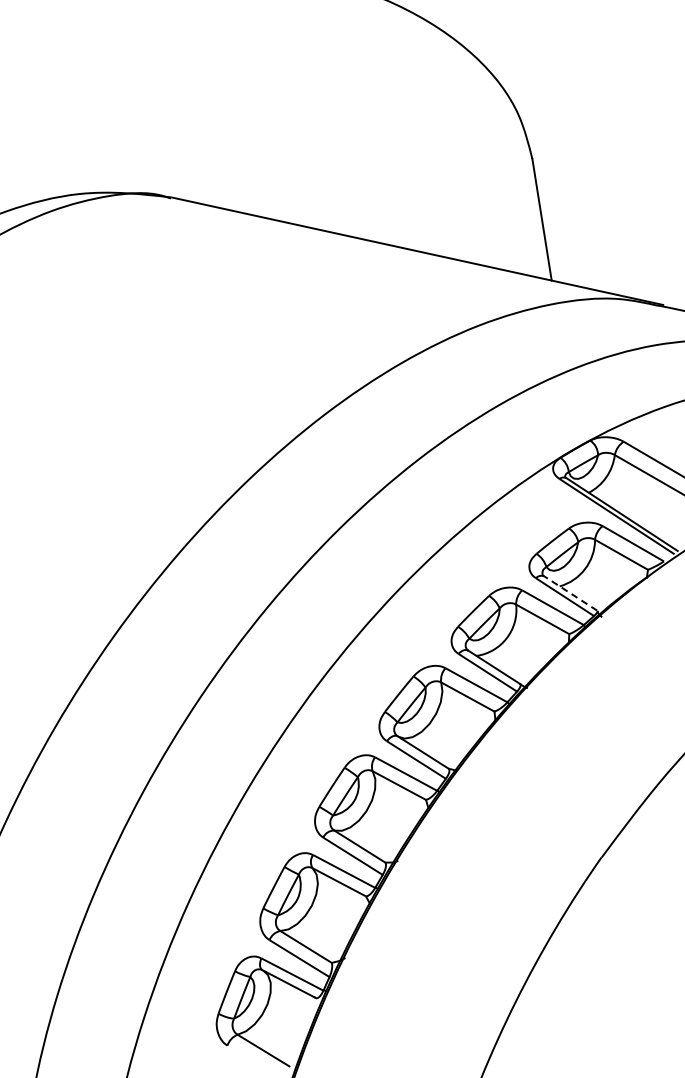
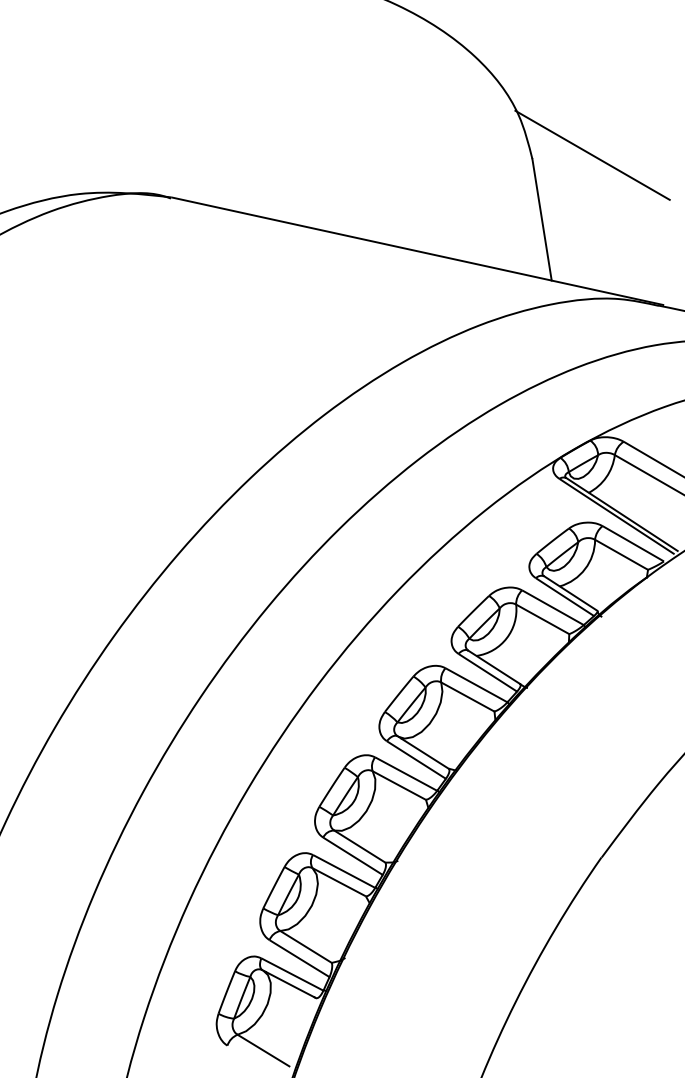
line: none -> present (592, 154)
line: dashed -> solid (570, 593)
